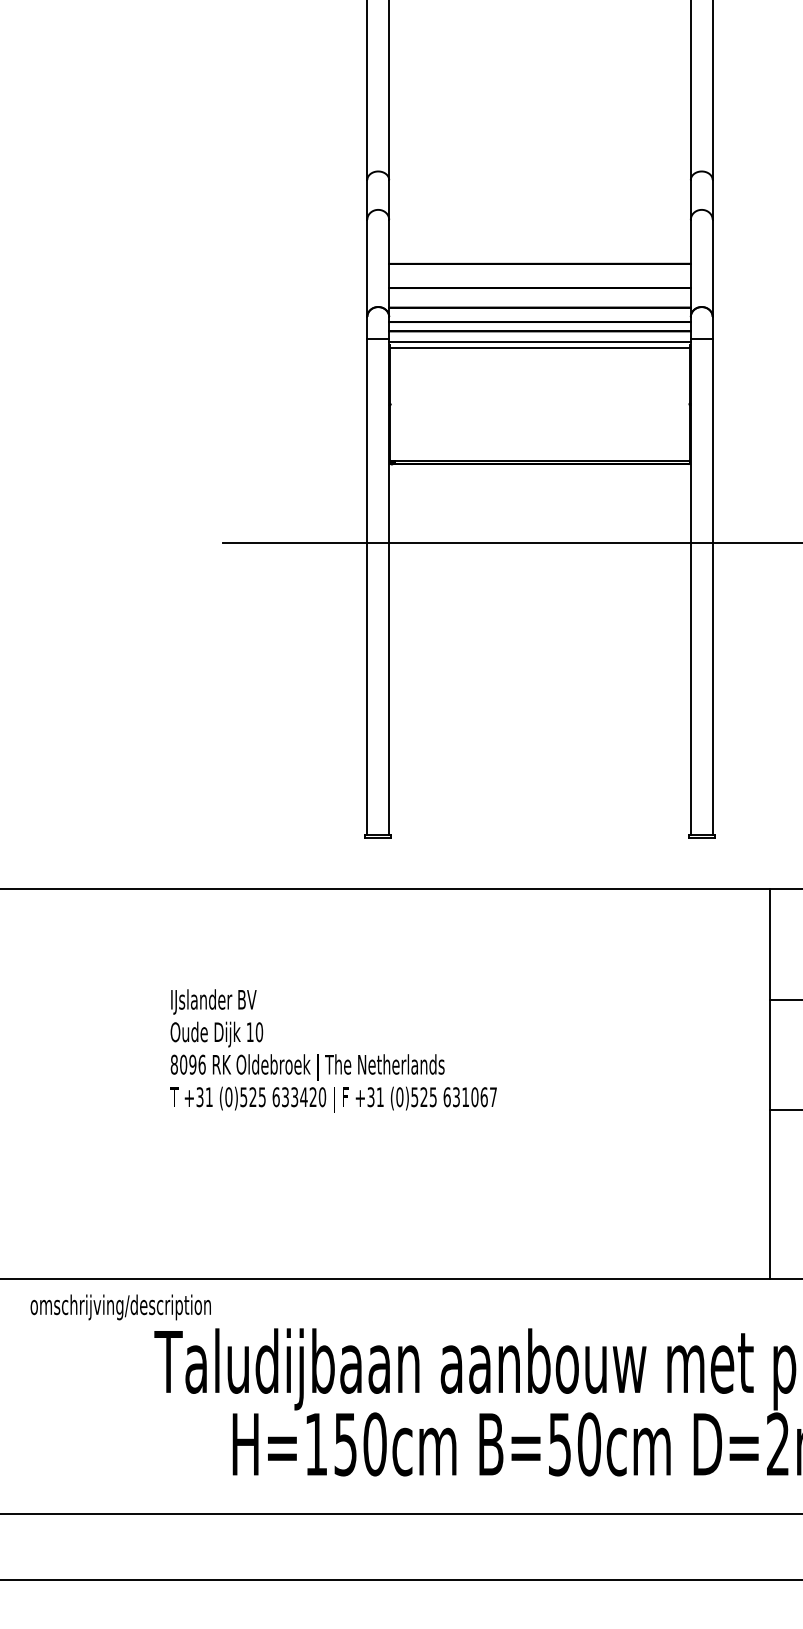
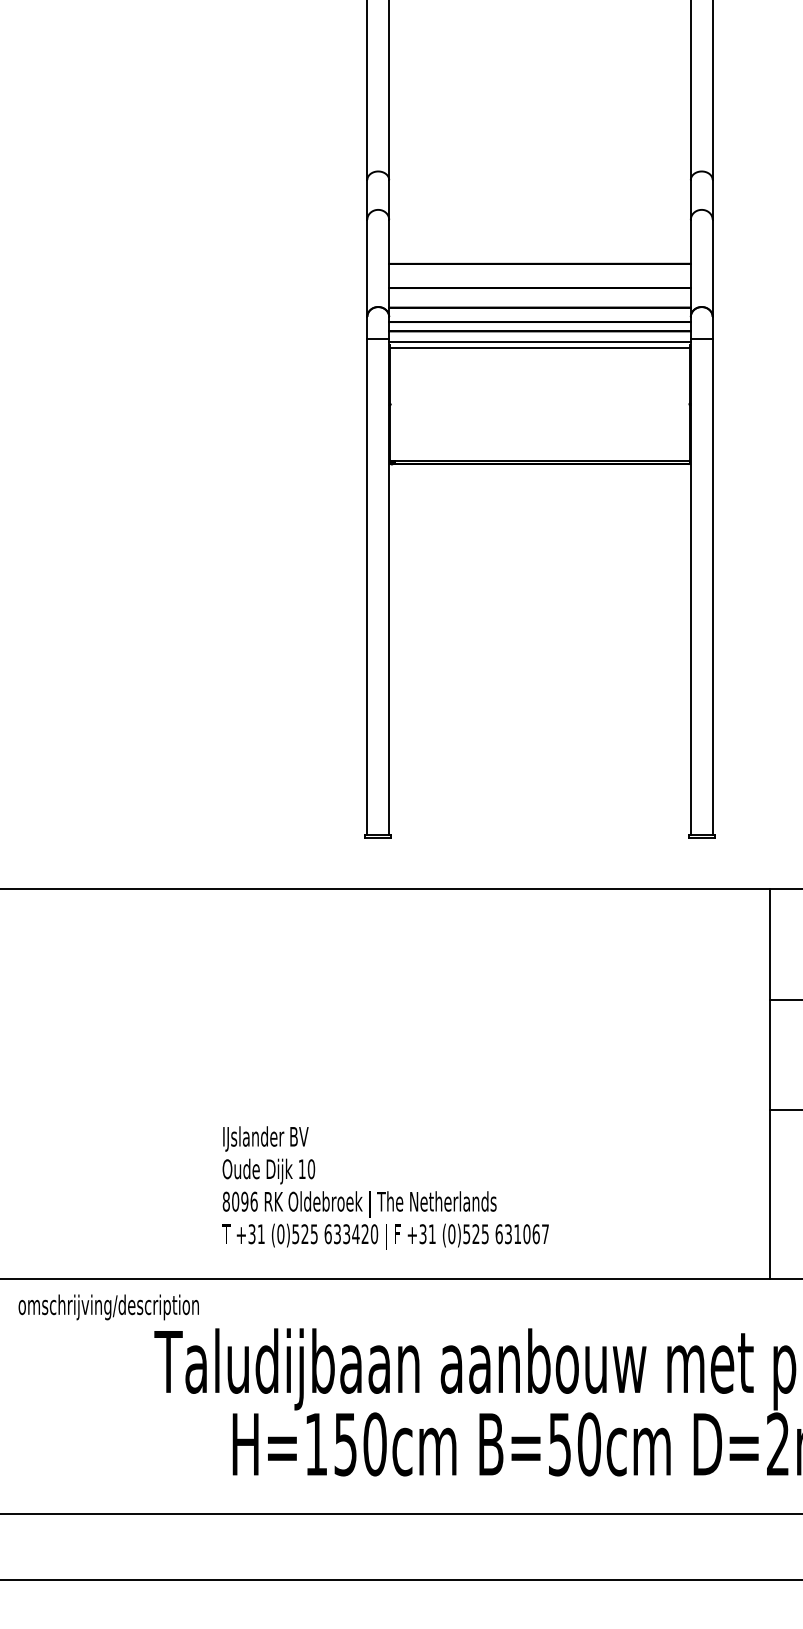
line: present -> none (510, 542)
text position: (333, 1050) -> (385, 1187) (385, 1187)
text position: (120, 1307) -> (108, 1307) (108, 1307)
